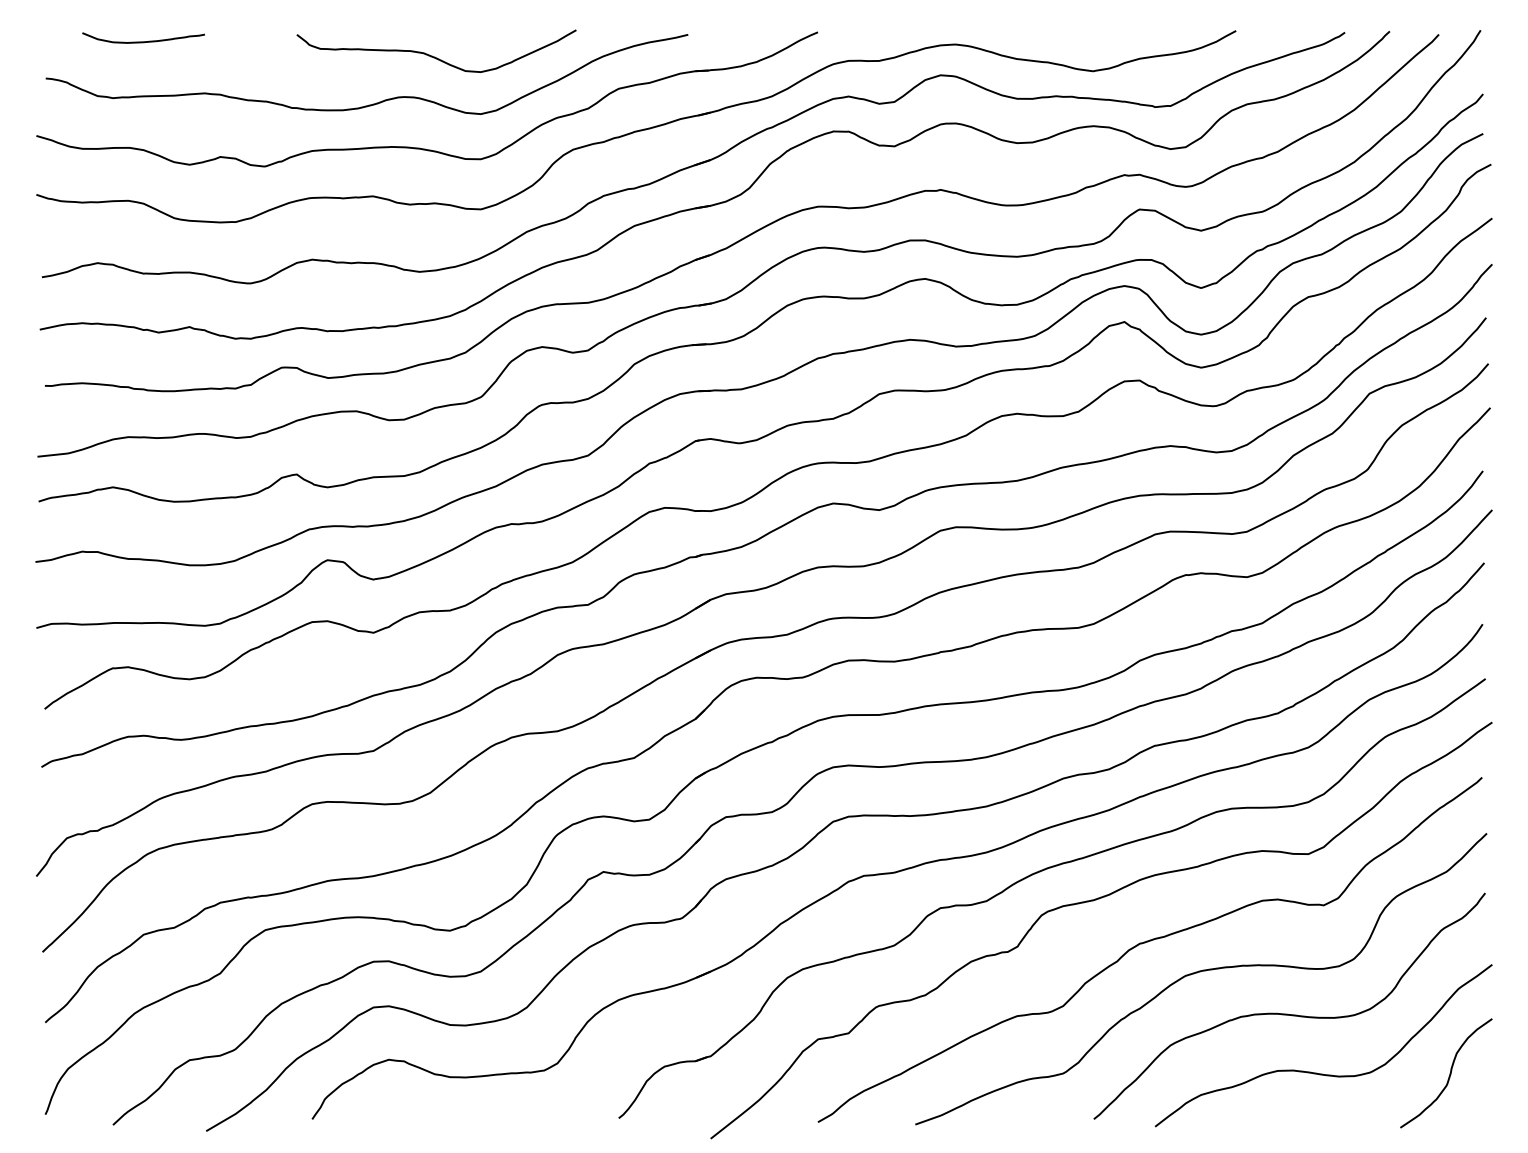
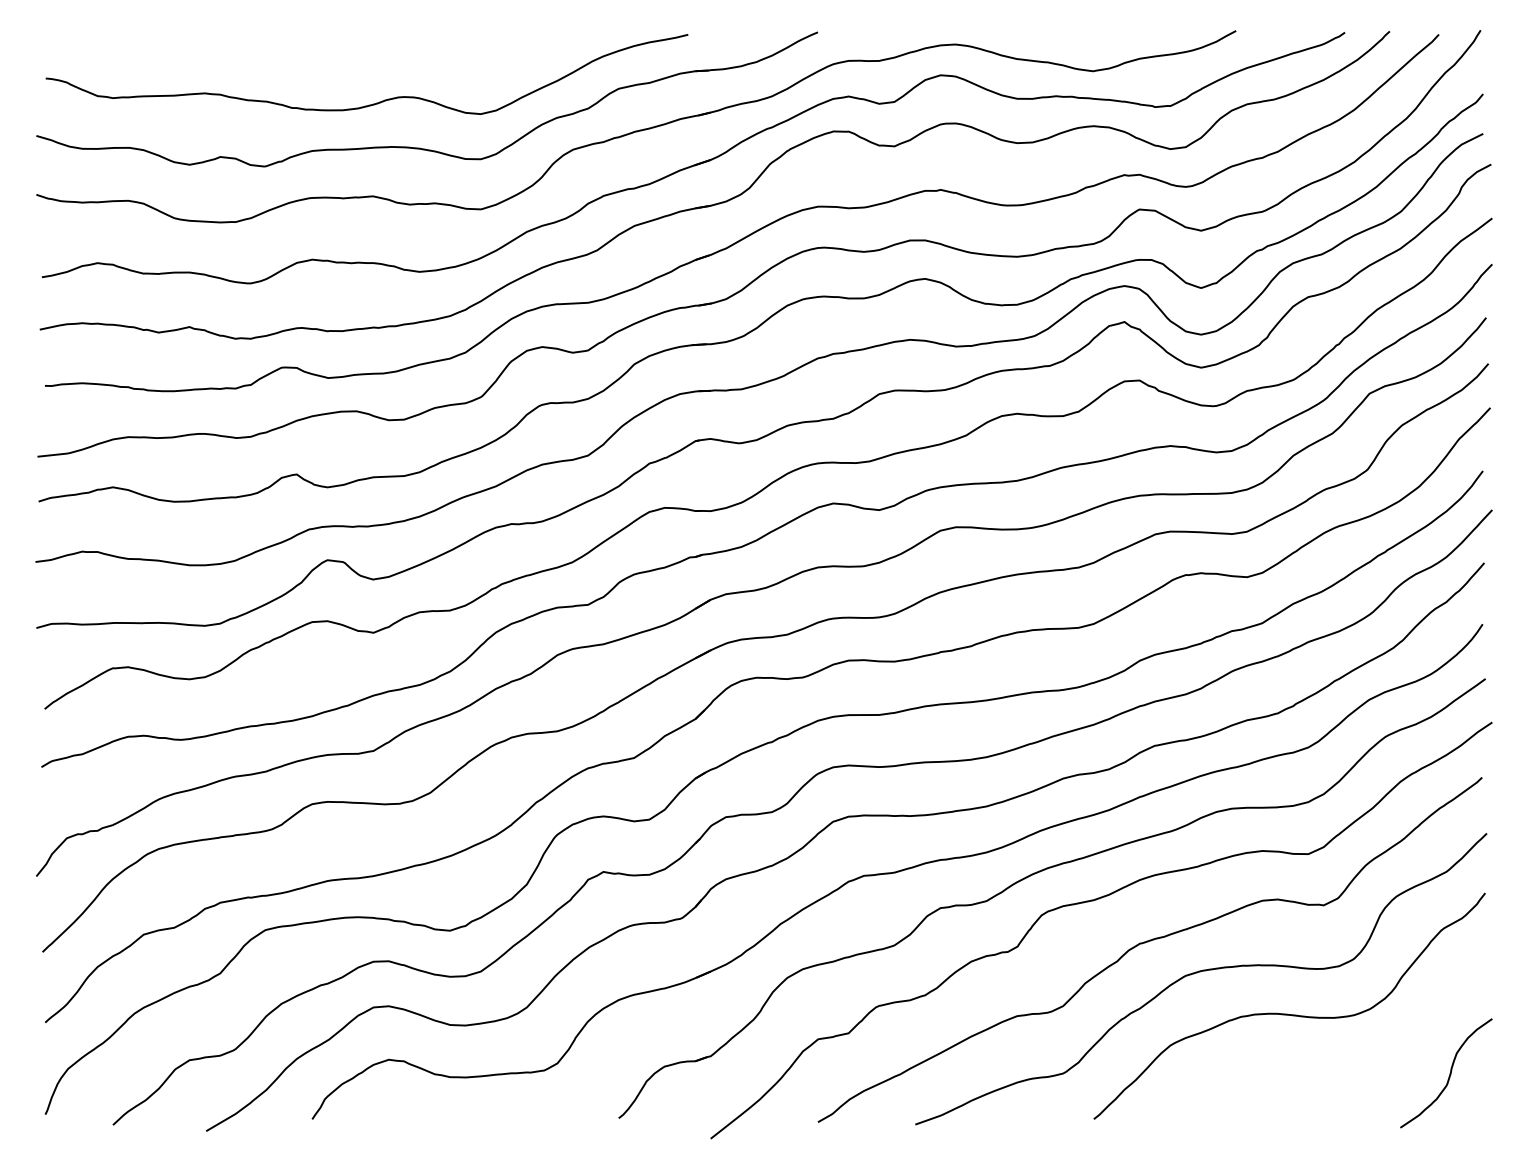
curve: present -> none (143, 41)
curve: present -> none (435, 56)
curve: present -> none (1316, 1072)
